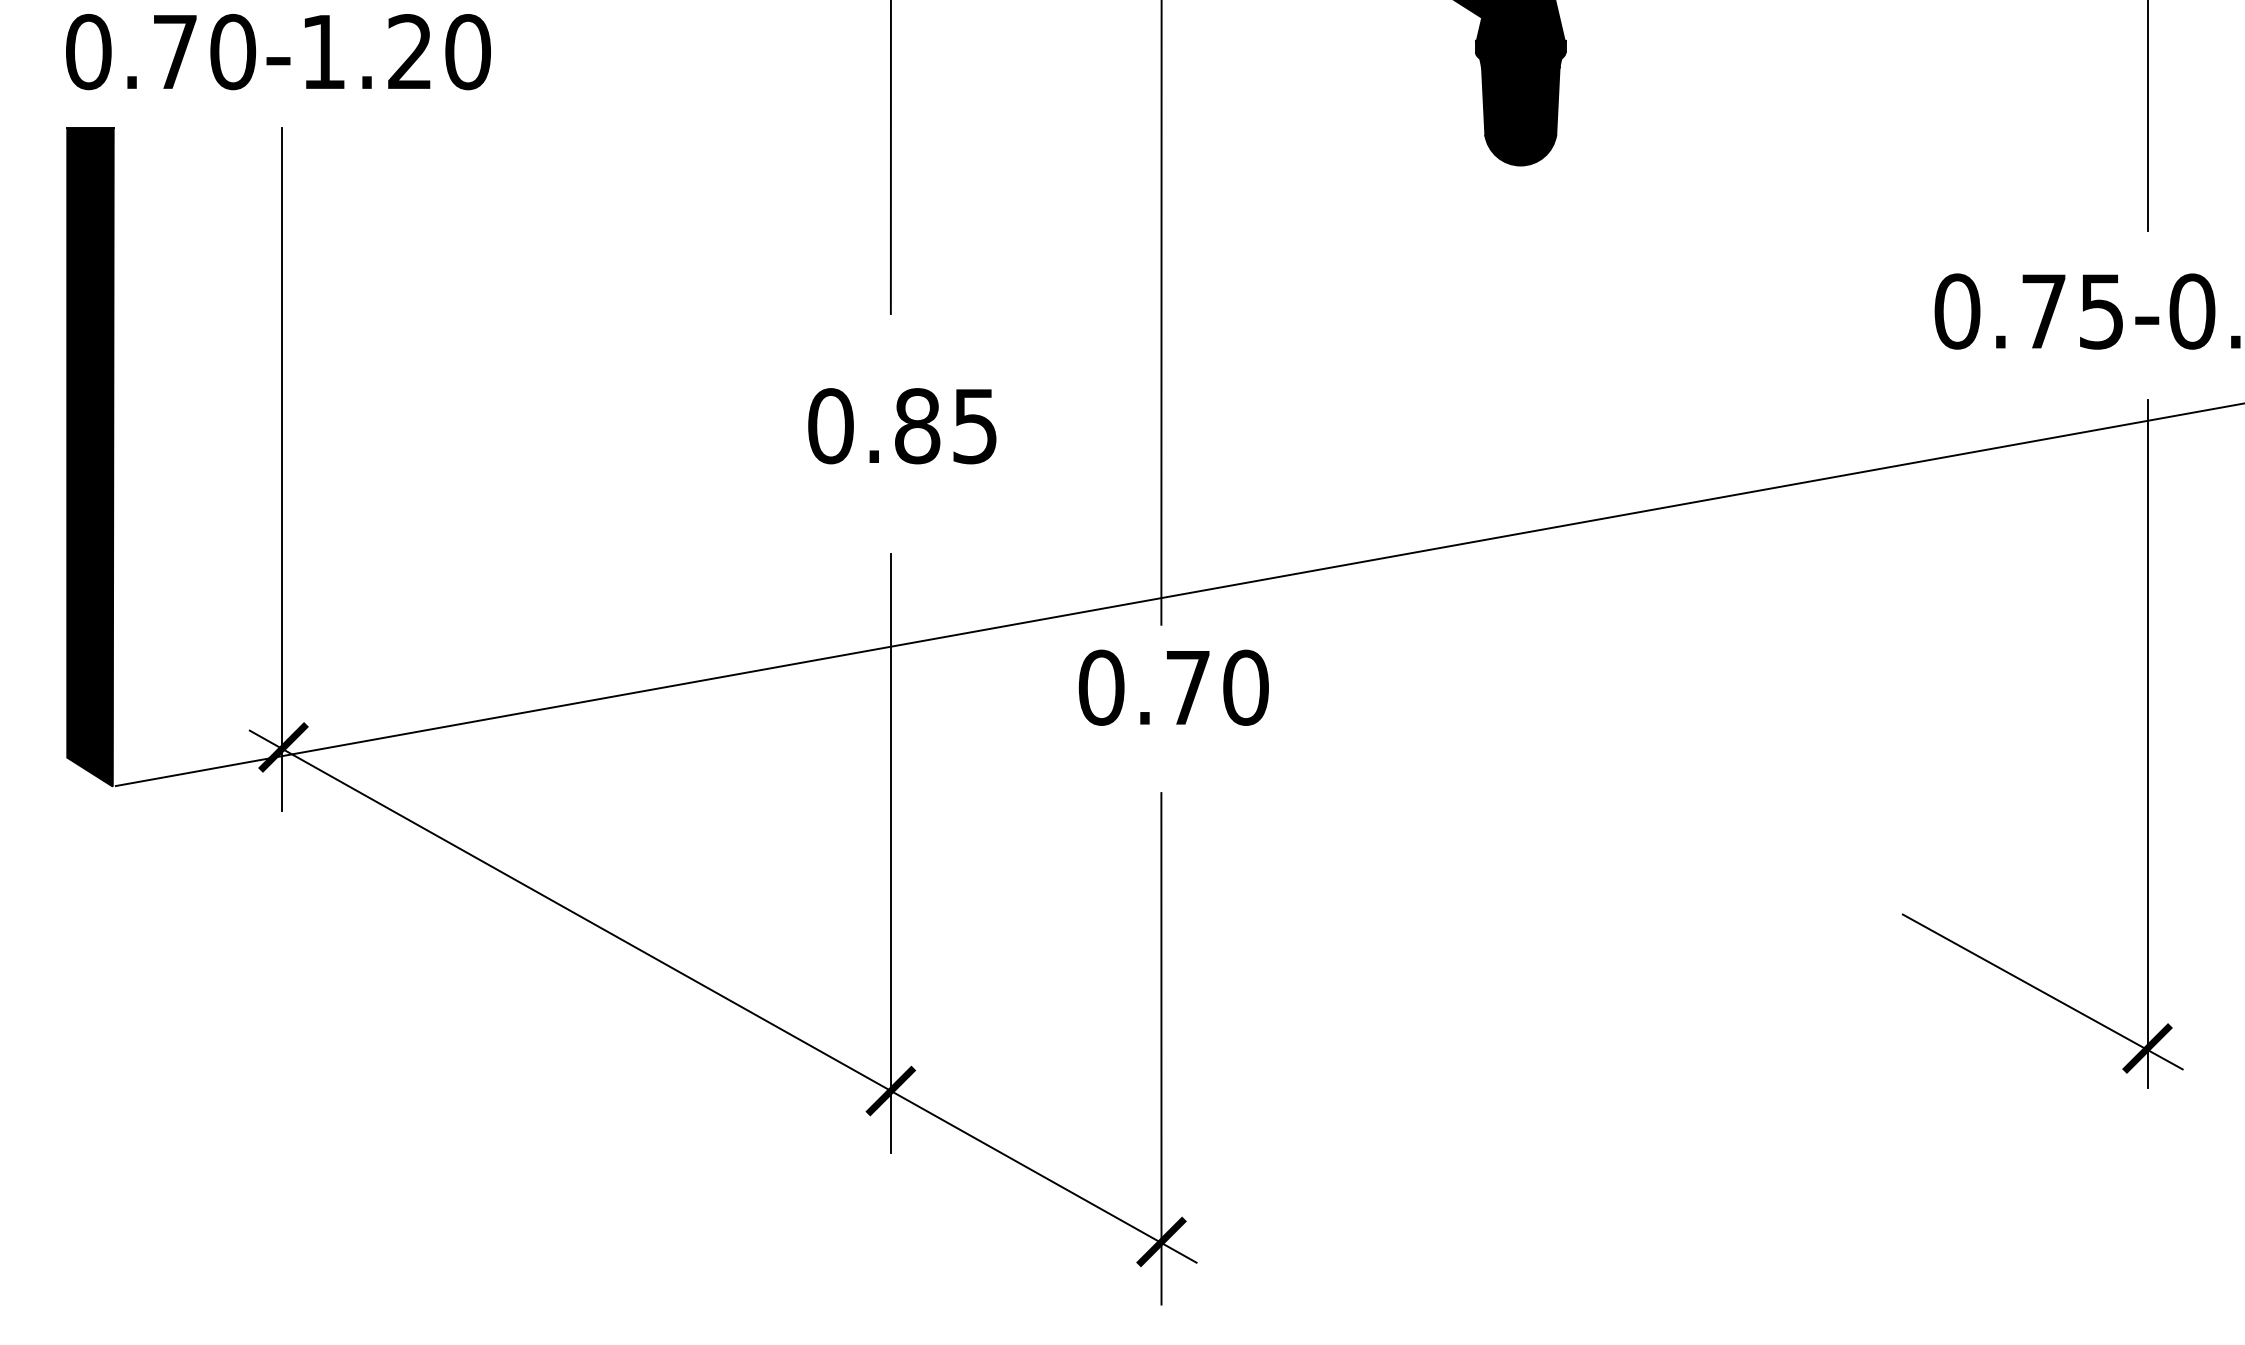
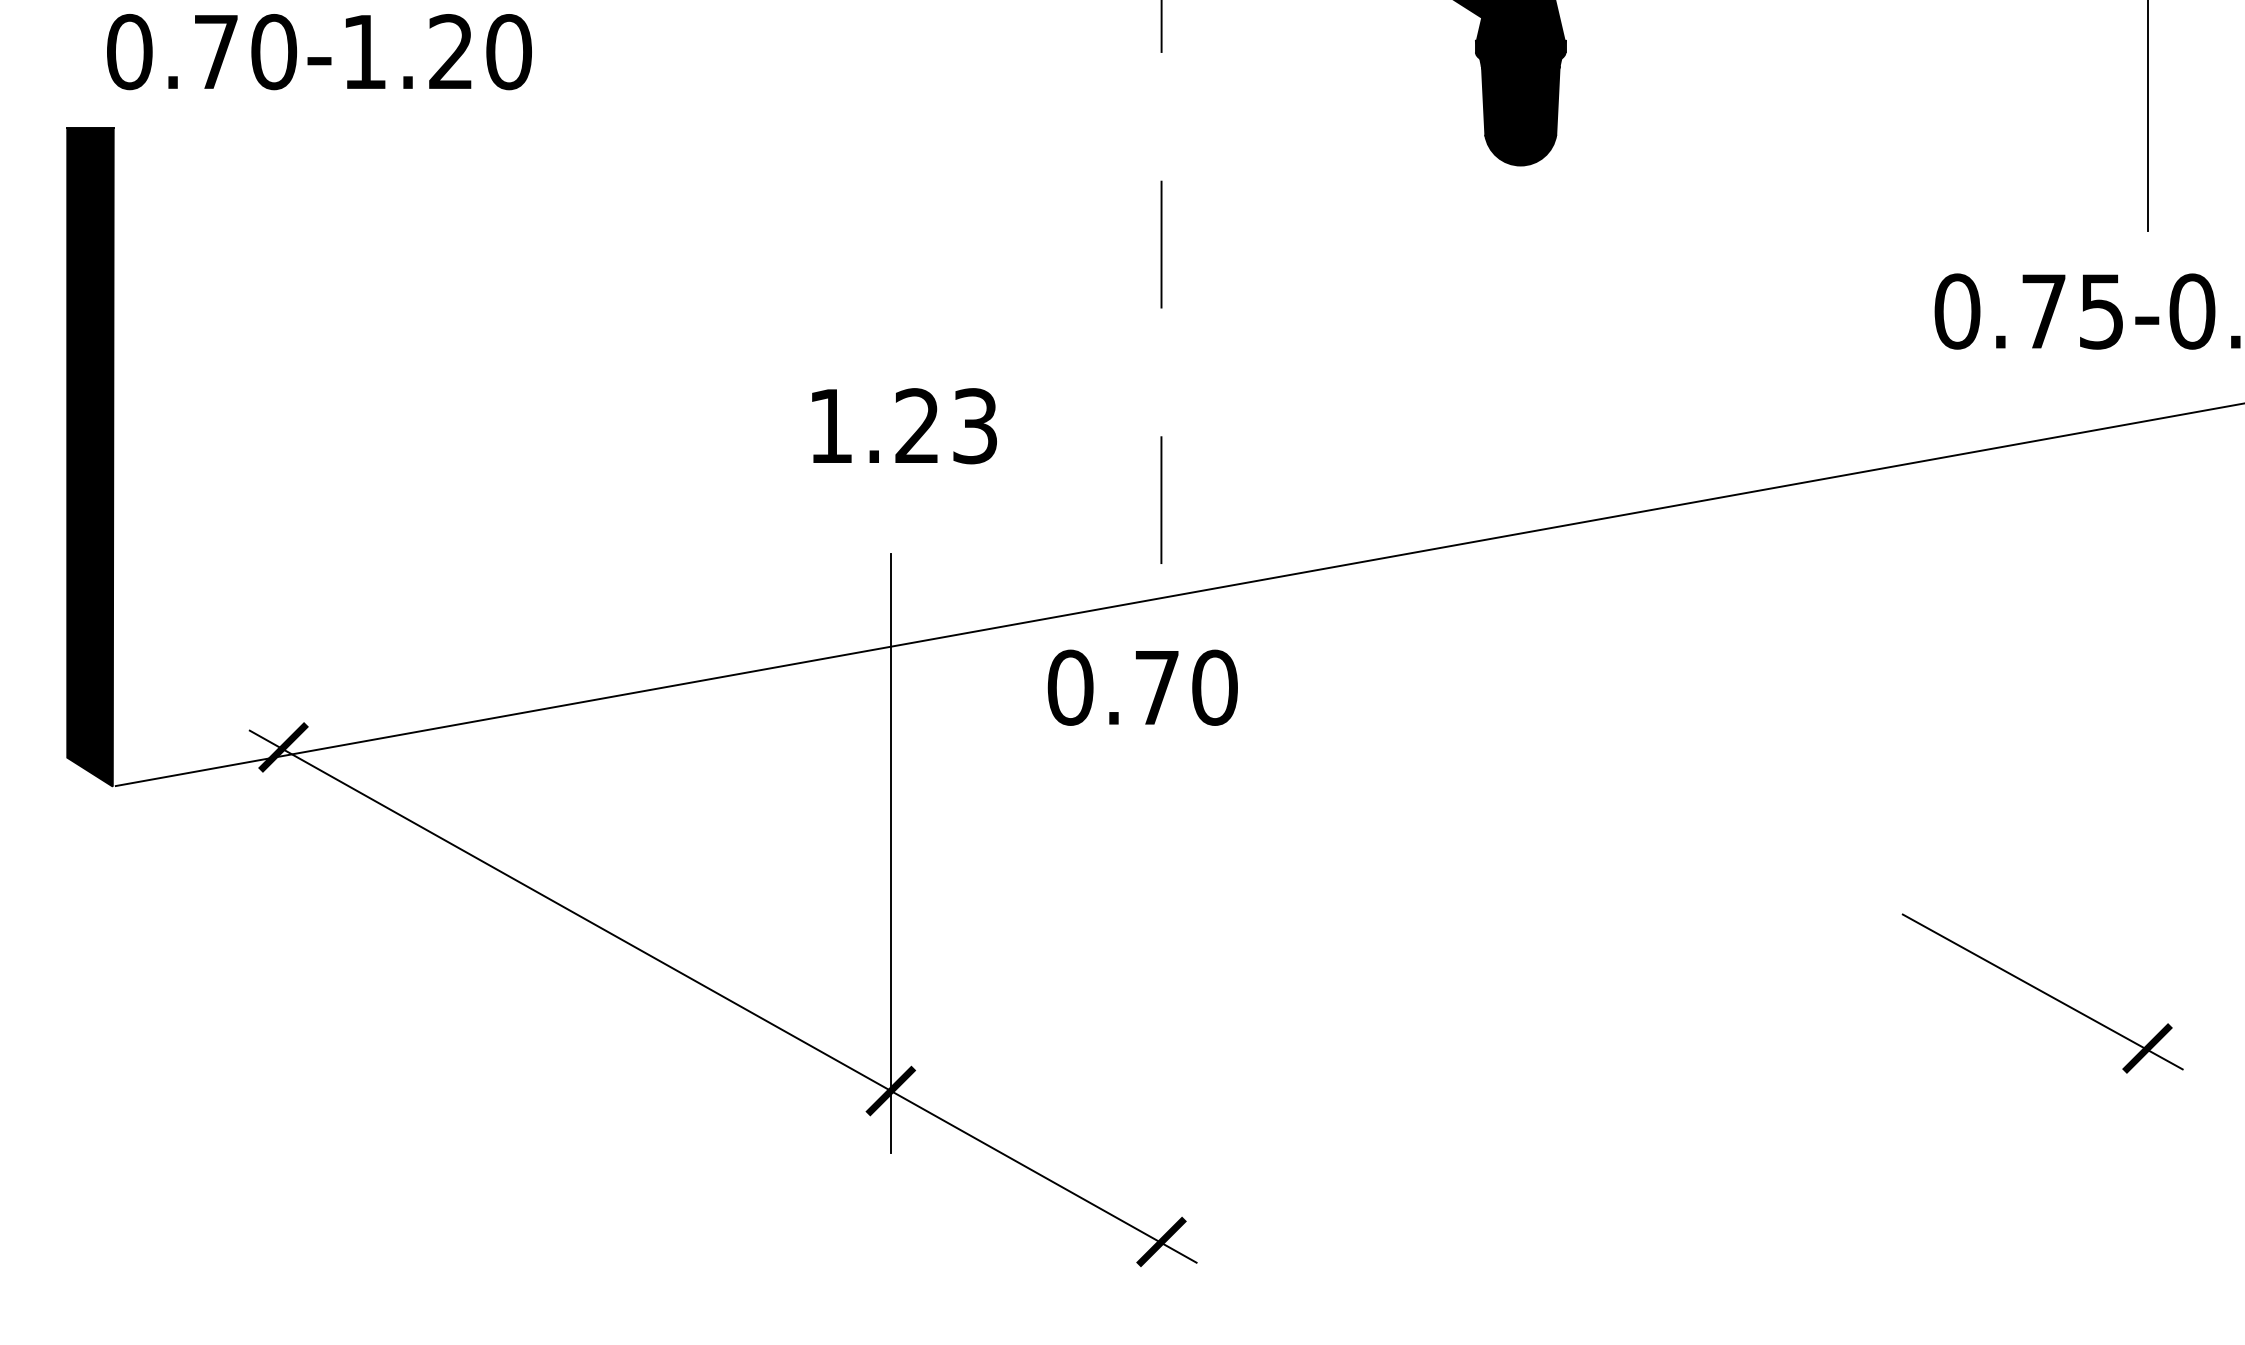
text position: (278, 52) -> (319, 52) (319, 52)
line: present -> none (890, 158)
line: solid -> dashed (1161, 312)
text: 0.85 -> 1.23 (902, 426)
line: present -> none (282, 468)
text position: (1173, 687) -> (1142, 687) (1142, 687)
line: present -> none (2147, 743)
line: present -> none (1161, 1048)
